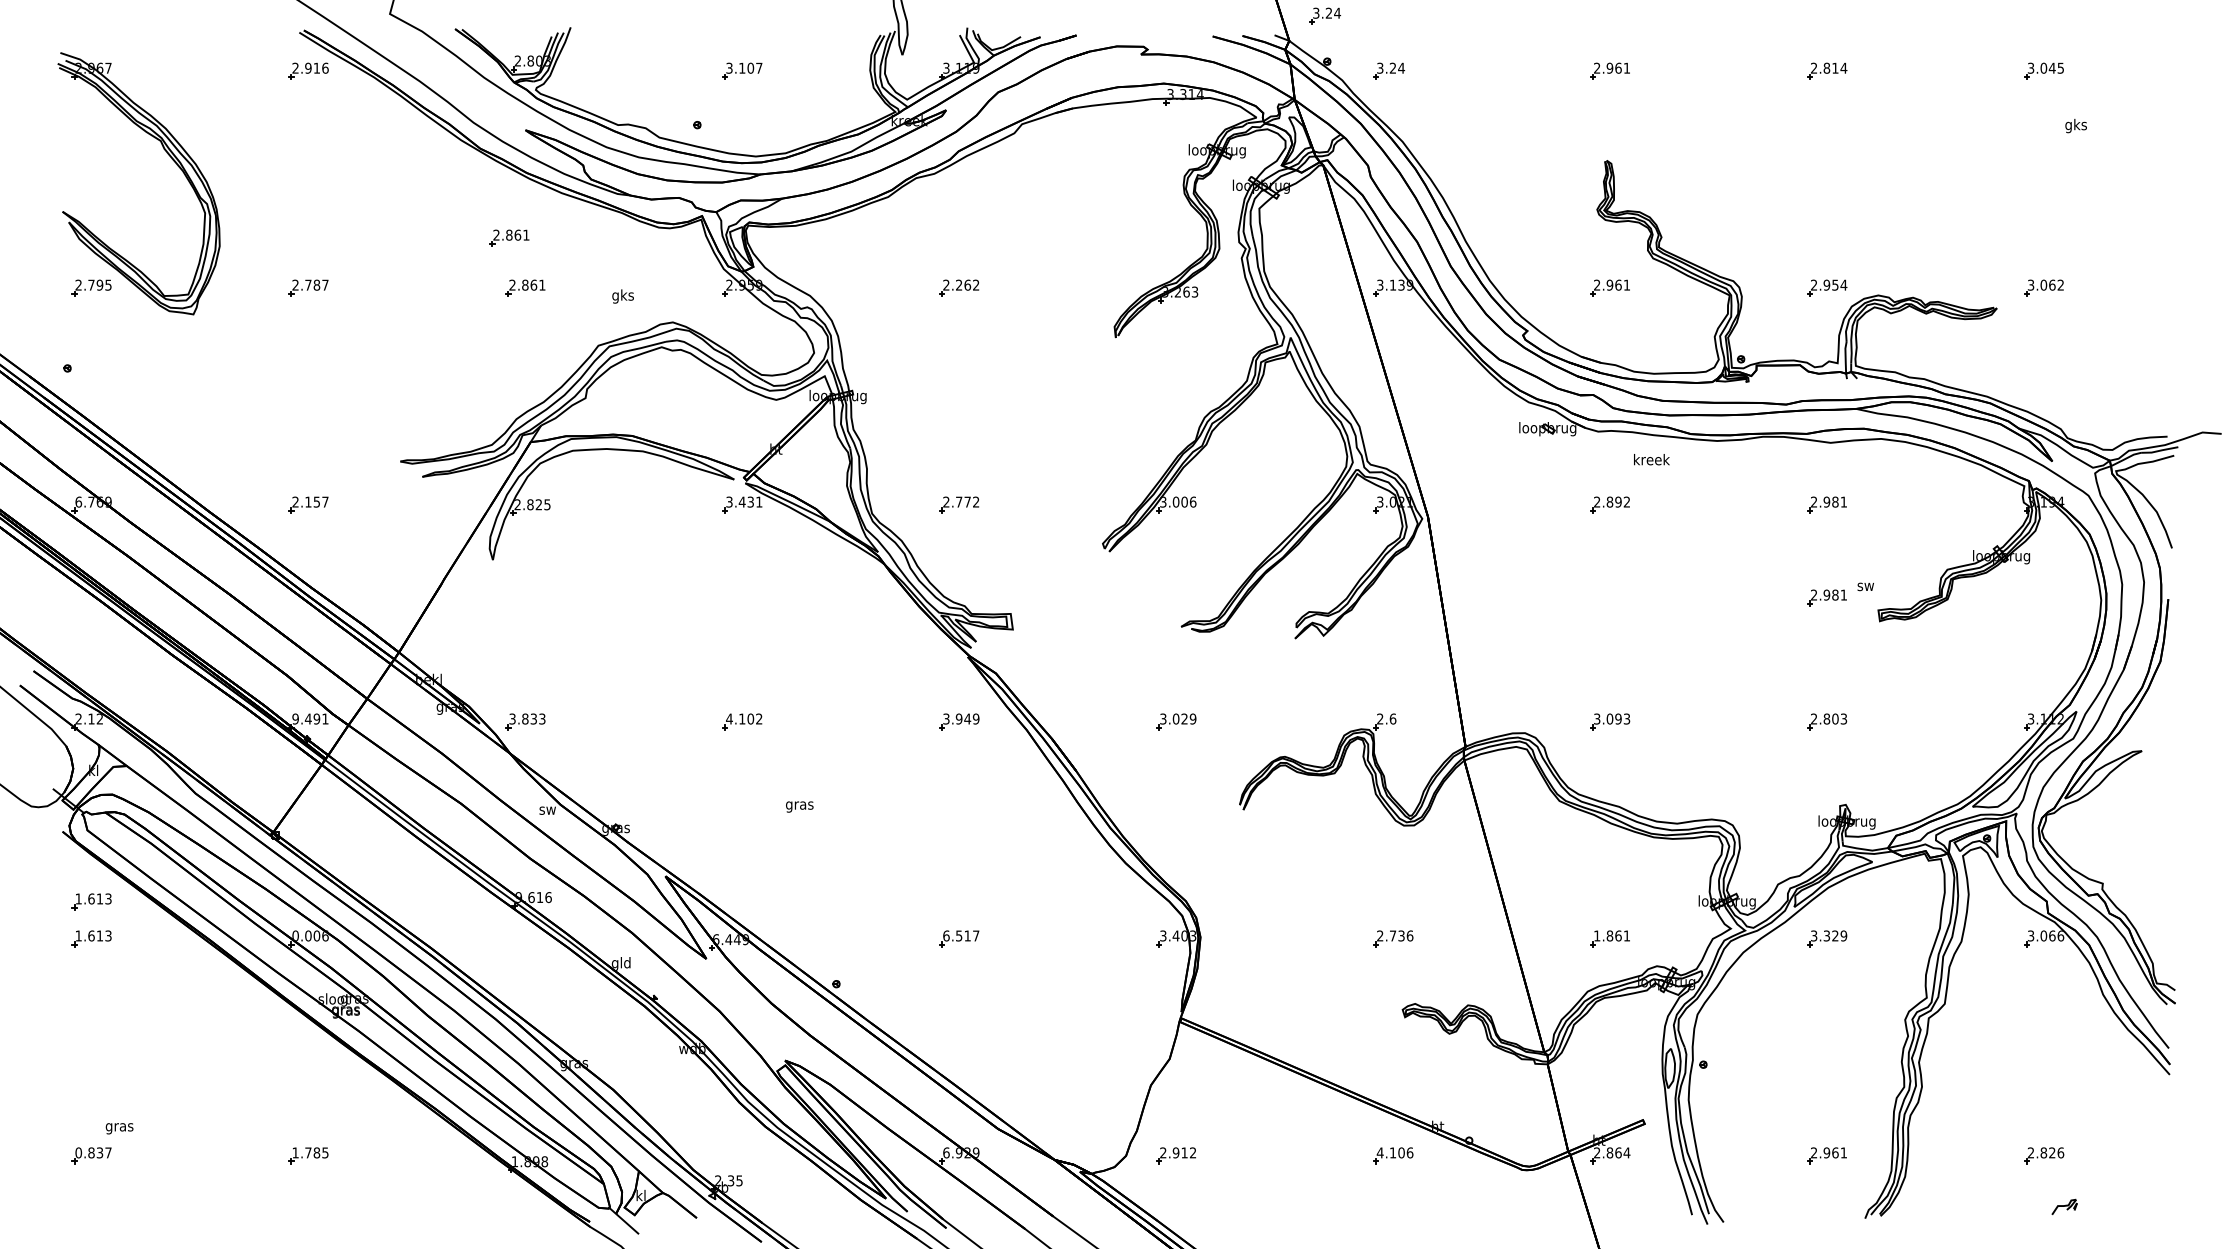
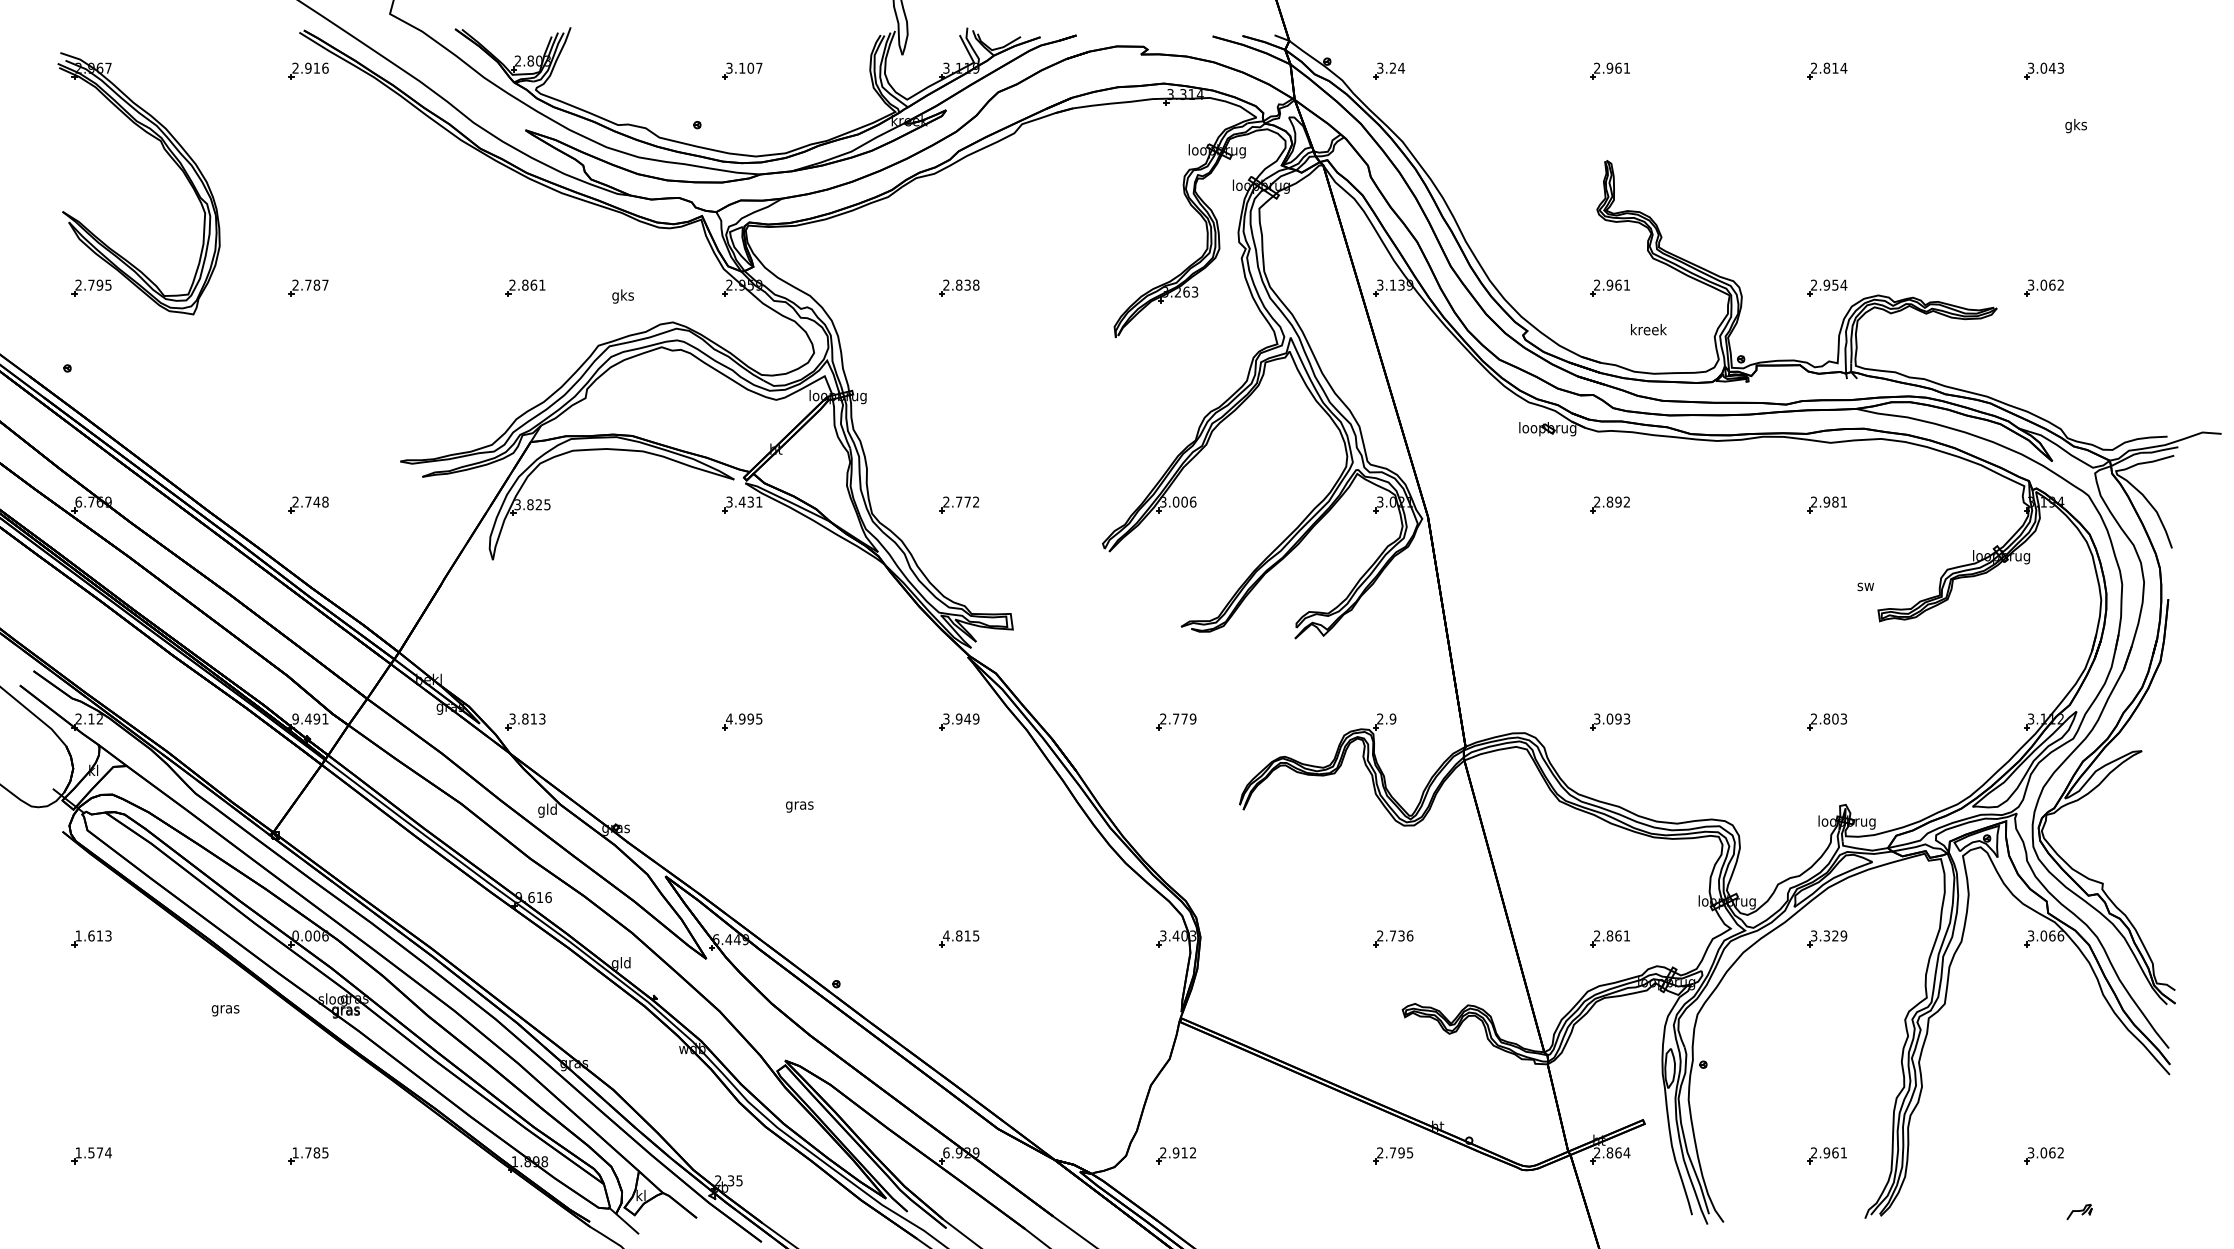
part: present -> none (1324, 15)
text: 3.045 -> 3.043 (2060, 67)
part: present -> none (509, 237)
text: 2.262 -> 2.838 (967, 284)
text position: (1651, 459) -> (1648, 329) (1648, 329)
text: 2.157 -> 2.748 (316, 501)
text: 2.825 -> 3.825 (517, 504)
part: present -> none (1826, 597)
text: 3.833 -> 3.813 (533, 718)
text: 4.102 -> 4.995 (750, 718)
text: 3.029 -> 2.779 (1173, 718)
text: 2.6 -> 2.9 (1392, 718)
text: sw -> gld (547, 810)
part: present -> none (91, 901)
text: 6.517 -> 4.815 (960, 935)
text: 1.861 -> 2.861 (1597, 935)
text position: (119, 1128) -> (225, 1010) (225, 1010)
text: 0.837 -> 1.574 (93, 1152)
text: 4.106 -> 2.795 (1394, 1152)
text: 2.826 -> 3.062 (2045, 1152)
part position: (2064, 1206) -> (2079, 1211) (2079, 1211)
